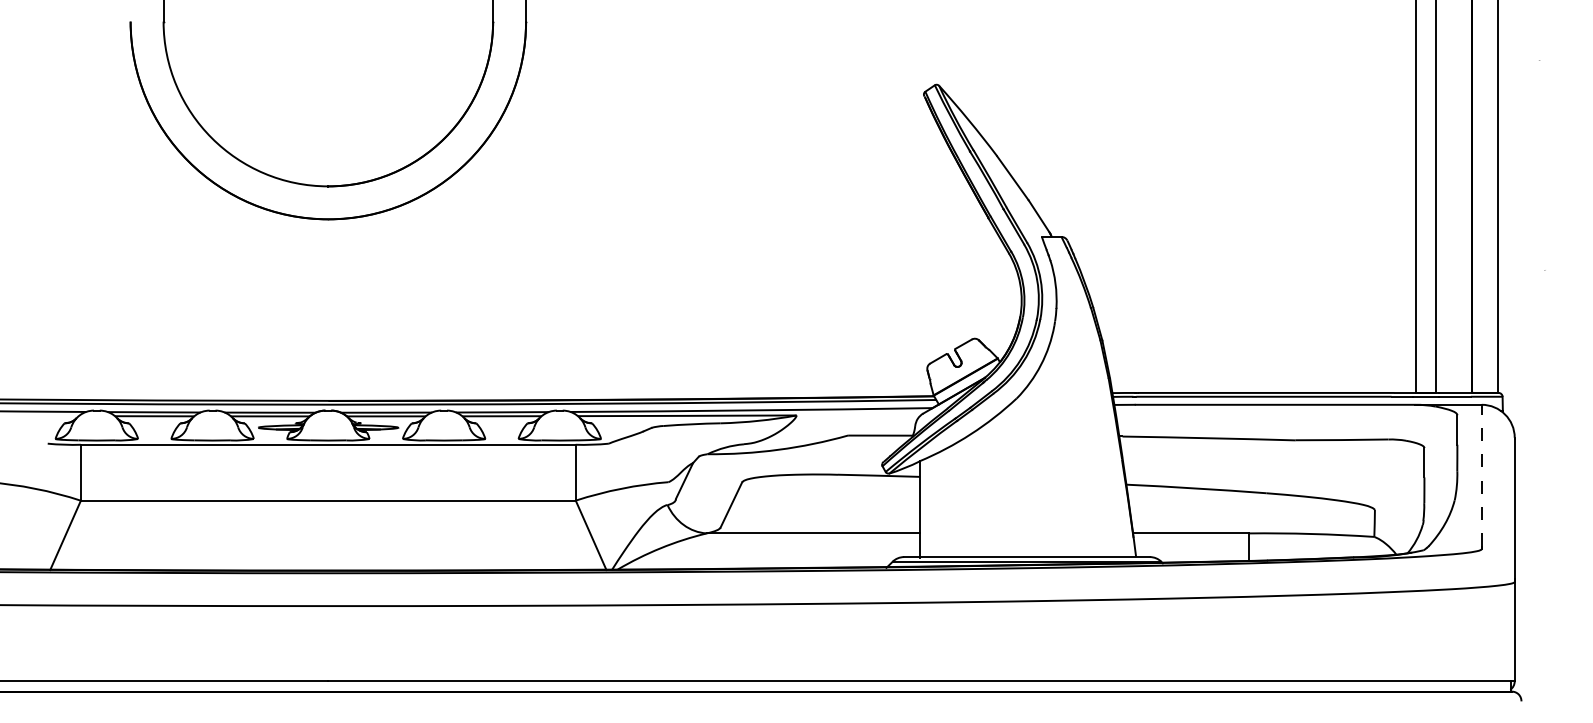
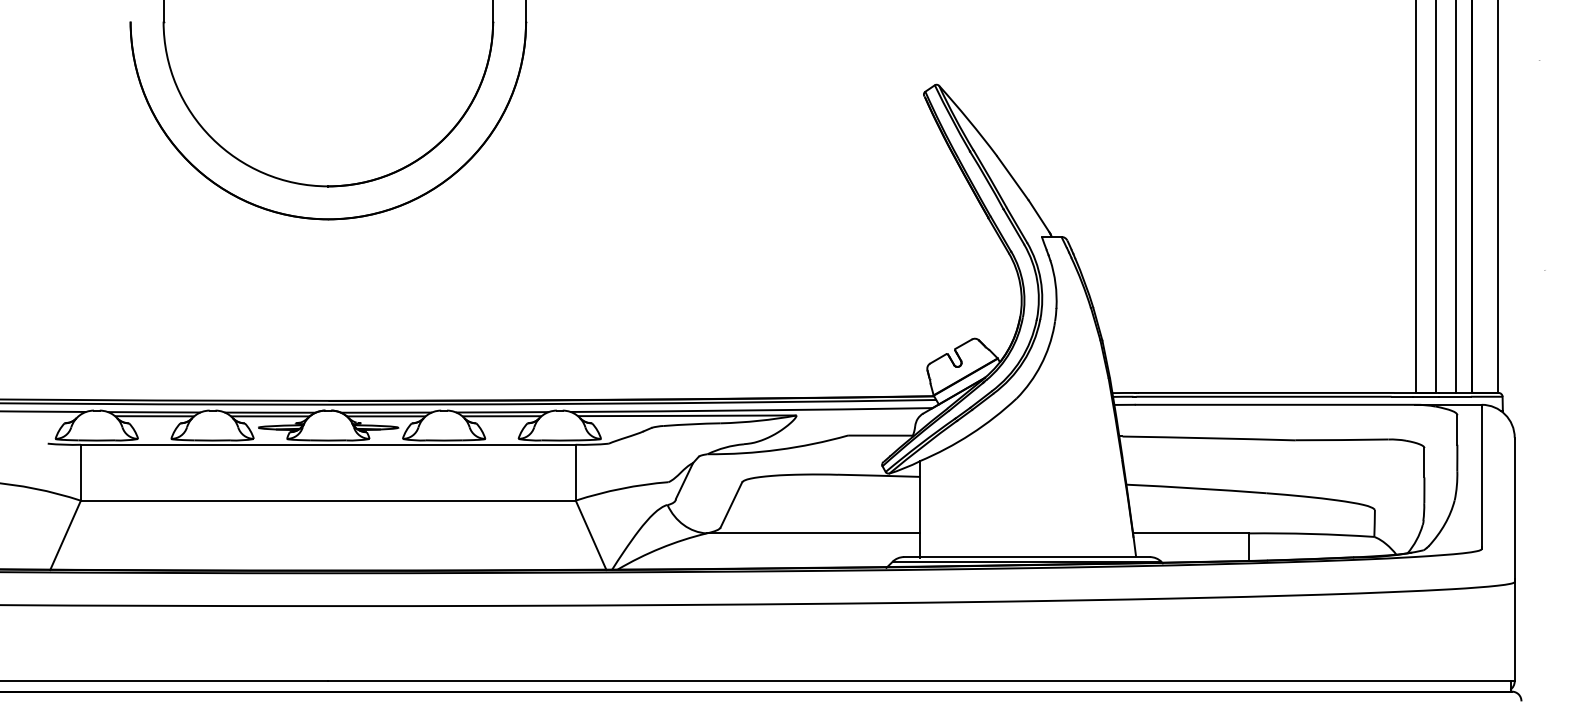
line: none -> present (1455, 197)
line: dashed -> solid (1481, 476)
